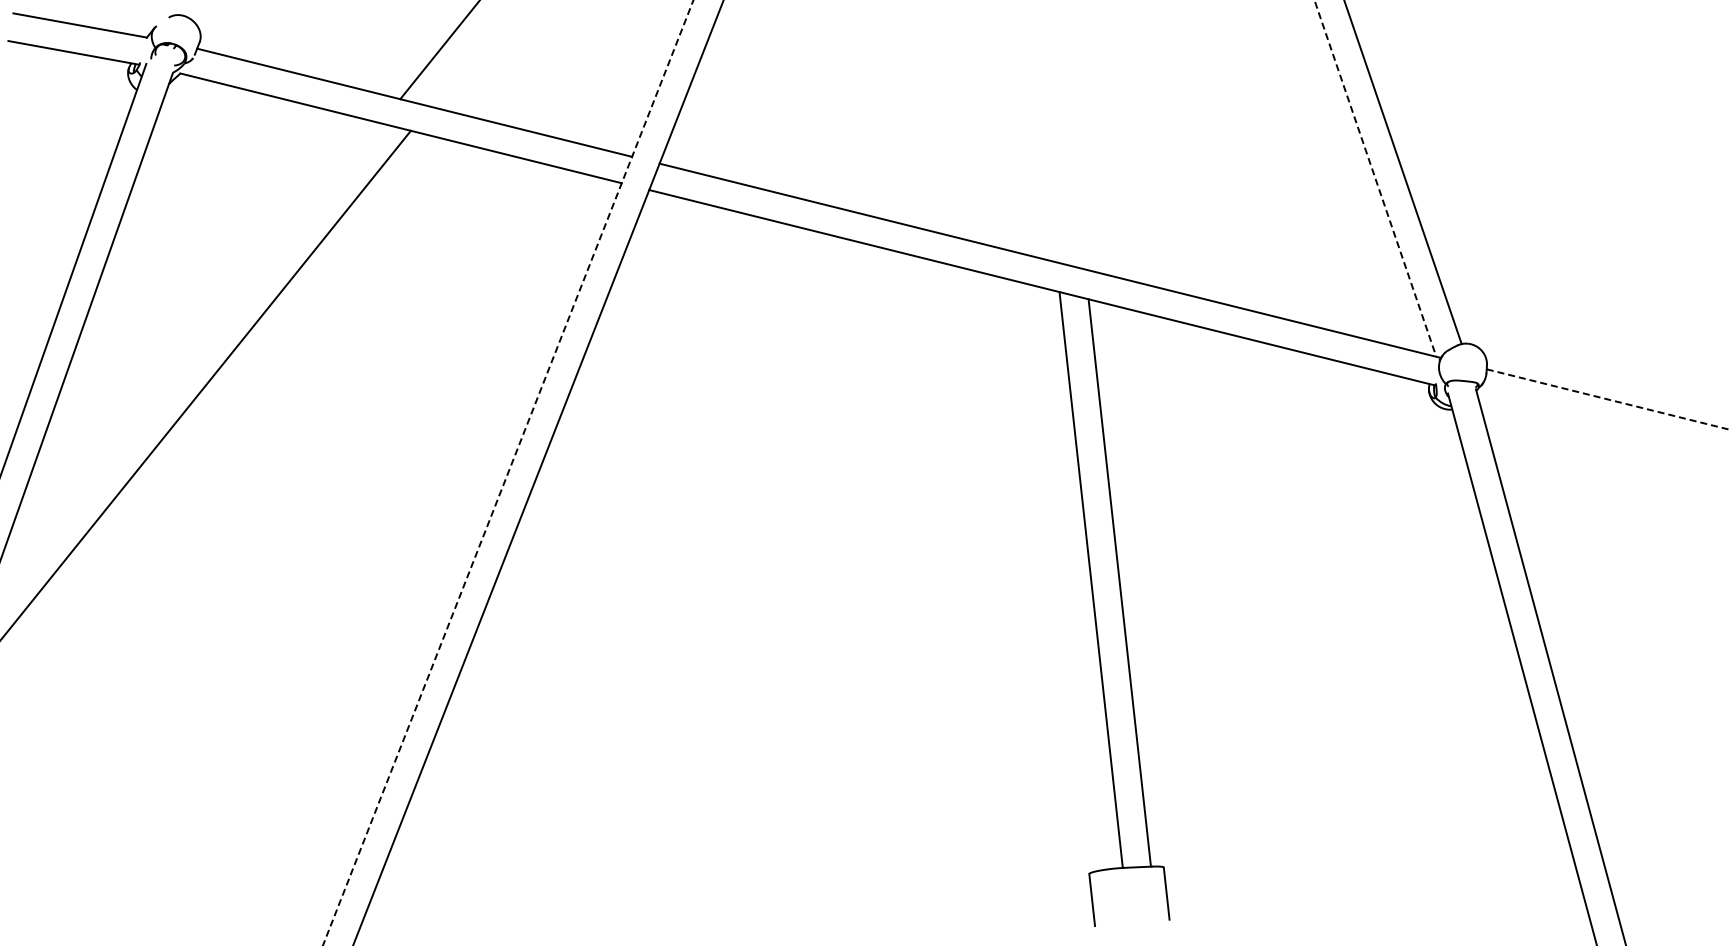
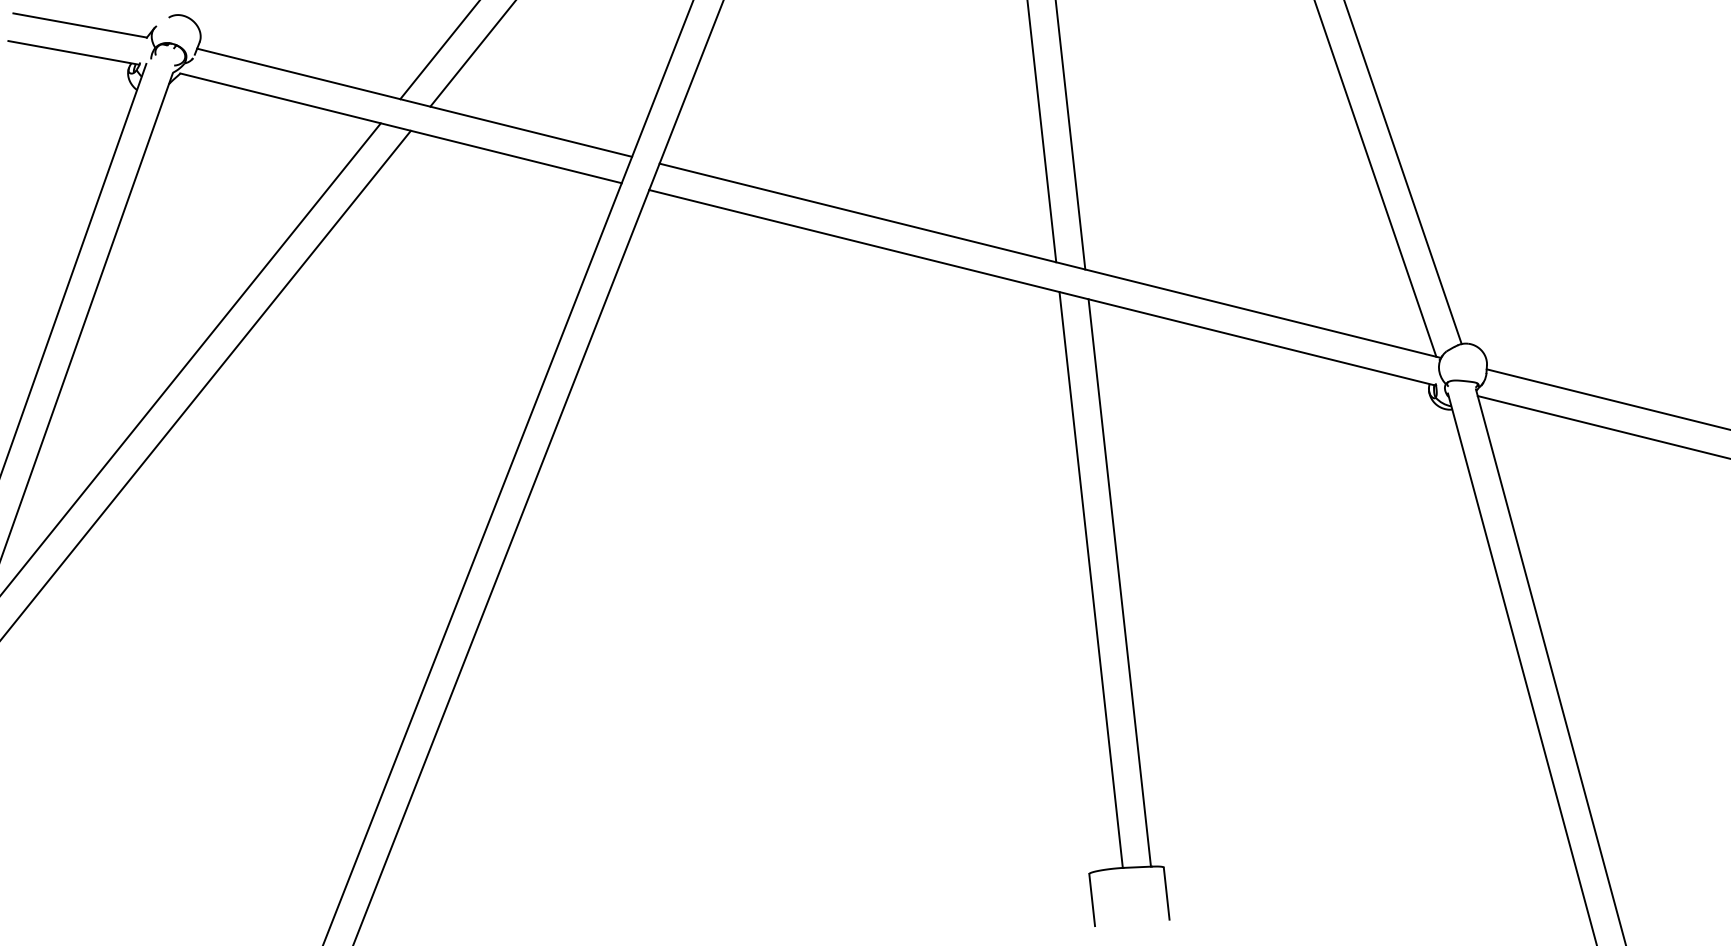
line: none -> present (472, 54)
line: none -> present (1041, 132)
line: none -> present (1070, 135)
line: dashed -> solid (1375, 178)
line: none -> present (191, 358)
line: dashed -> solid (1607, 399)
line: none -> present (1602, 427)
line: dashed -> solid (508, 473)
